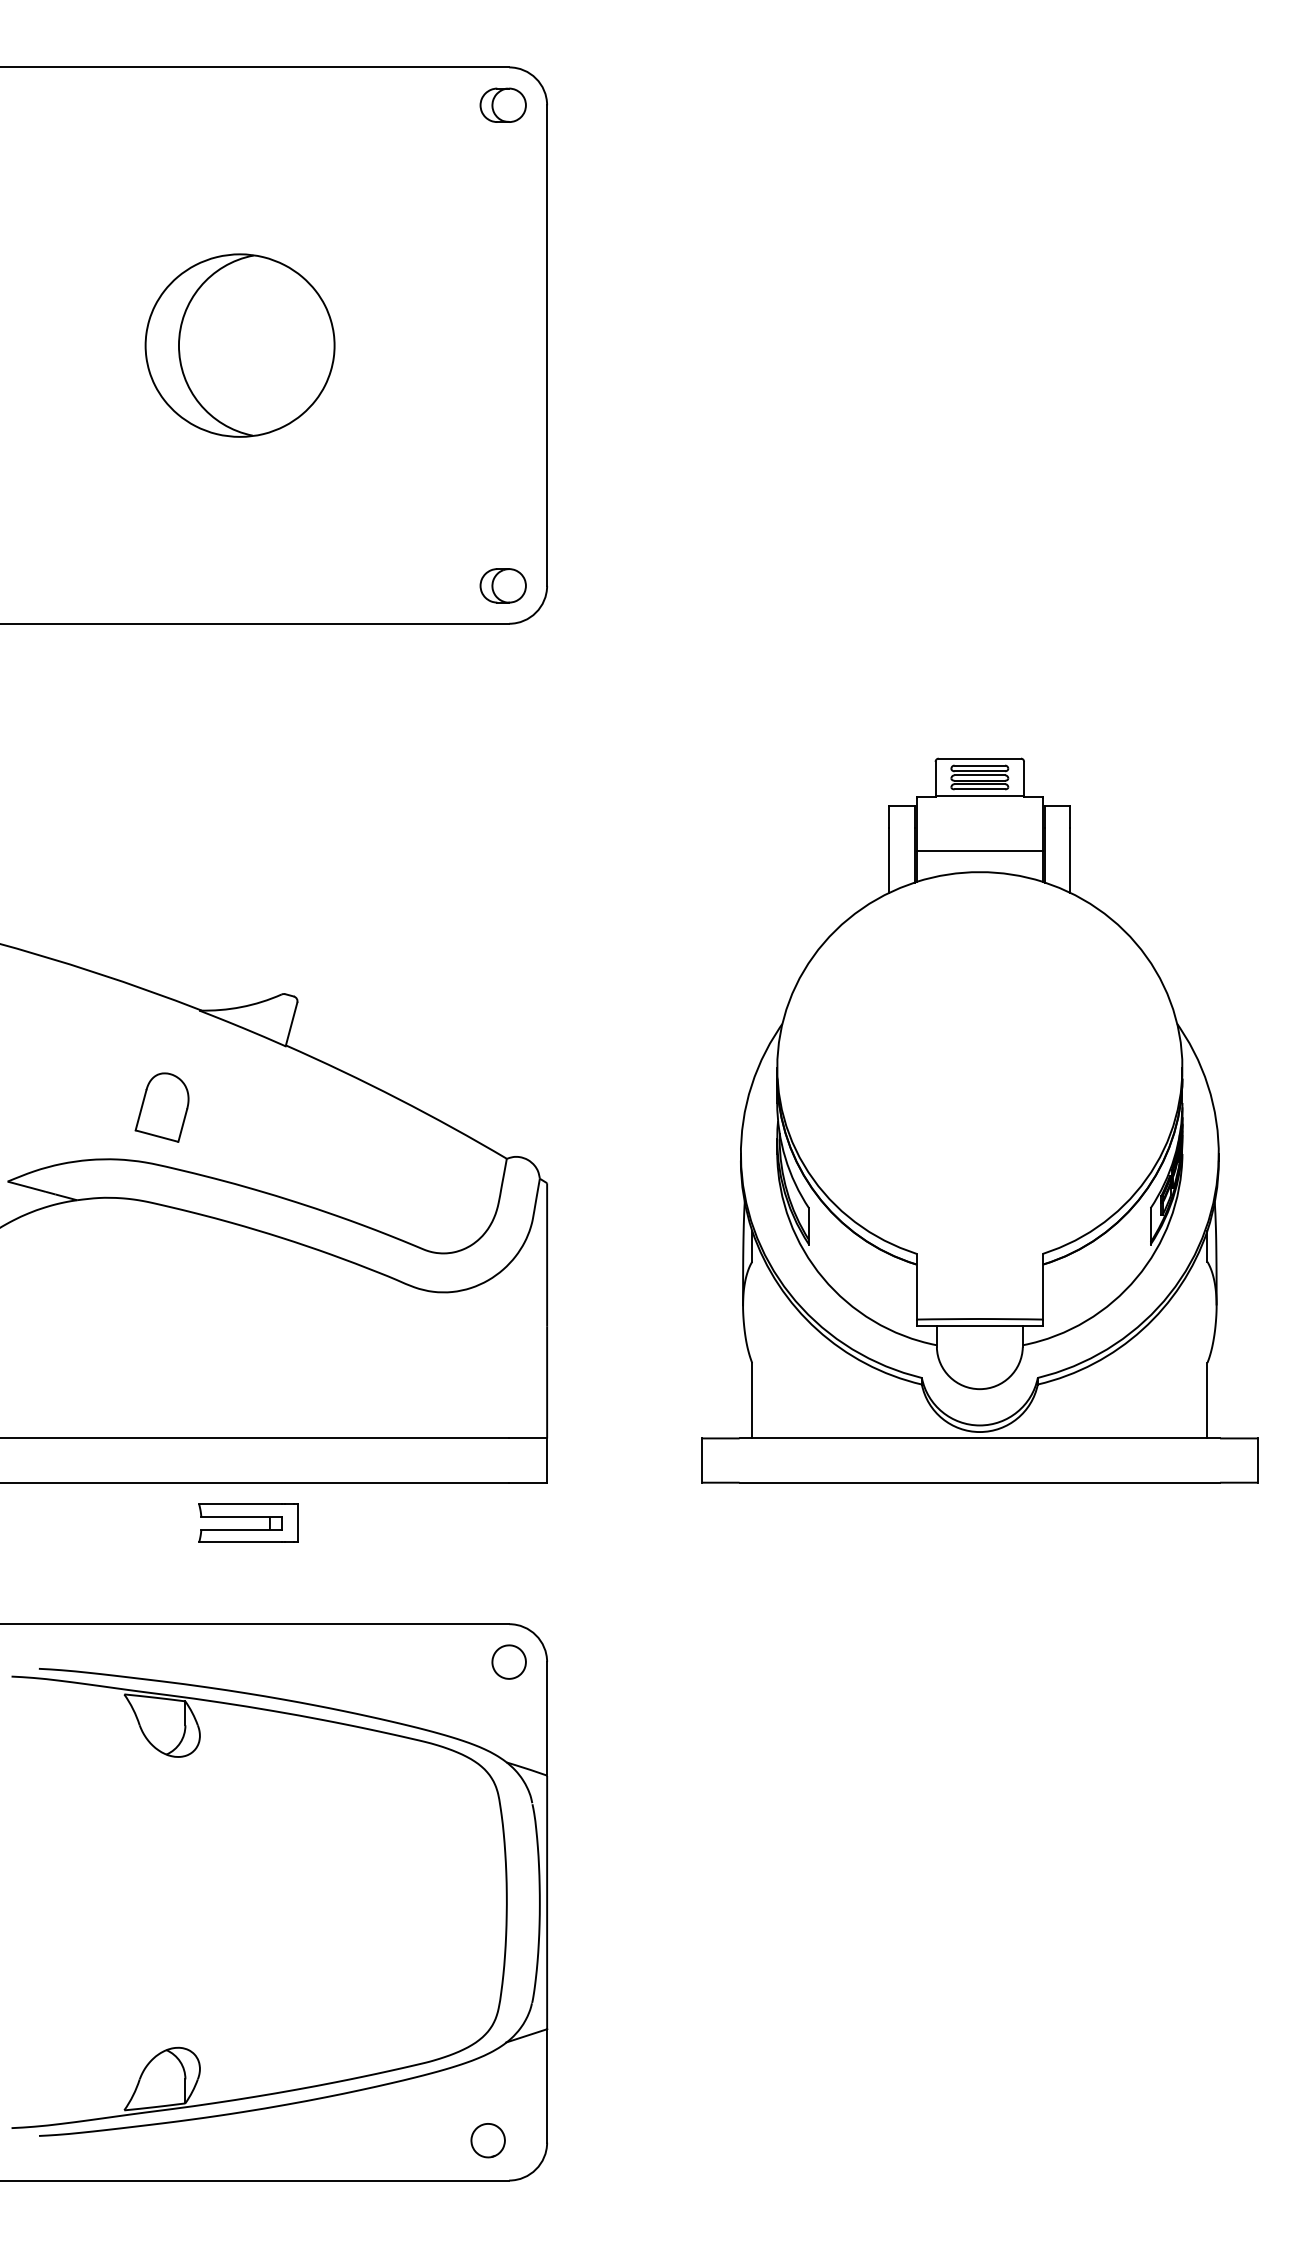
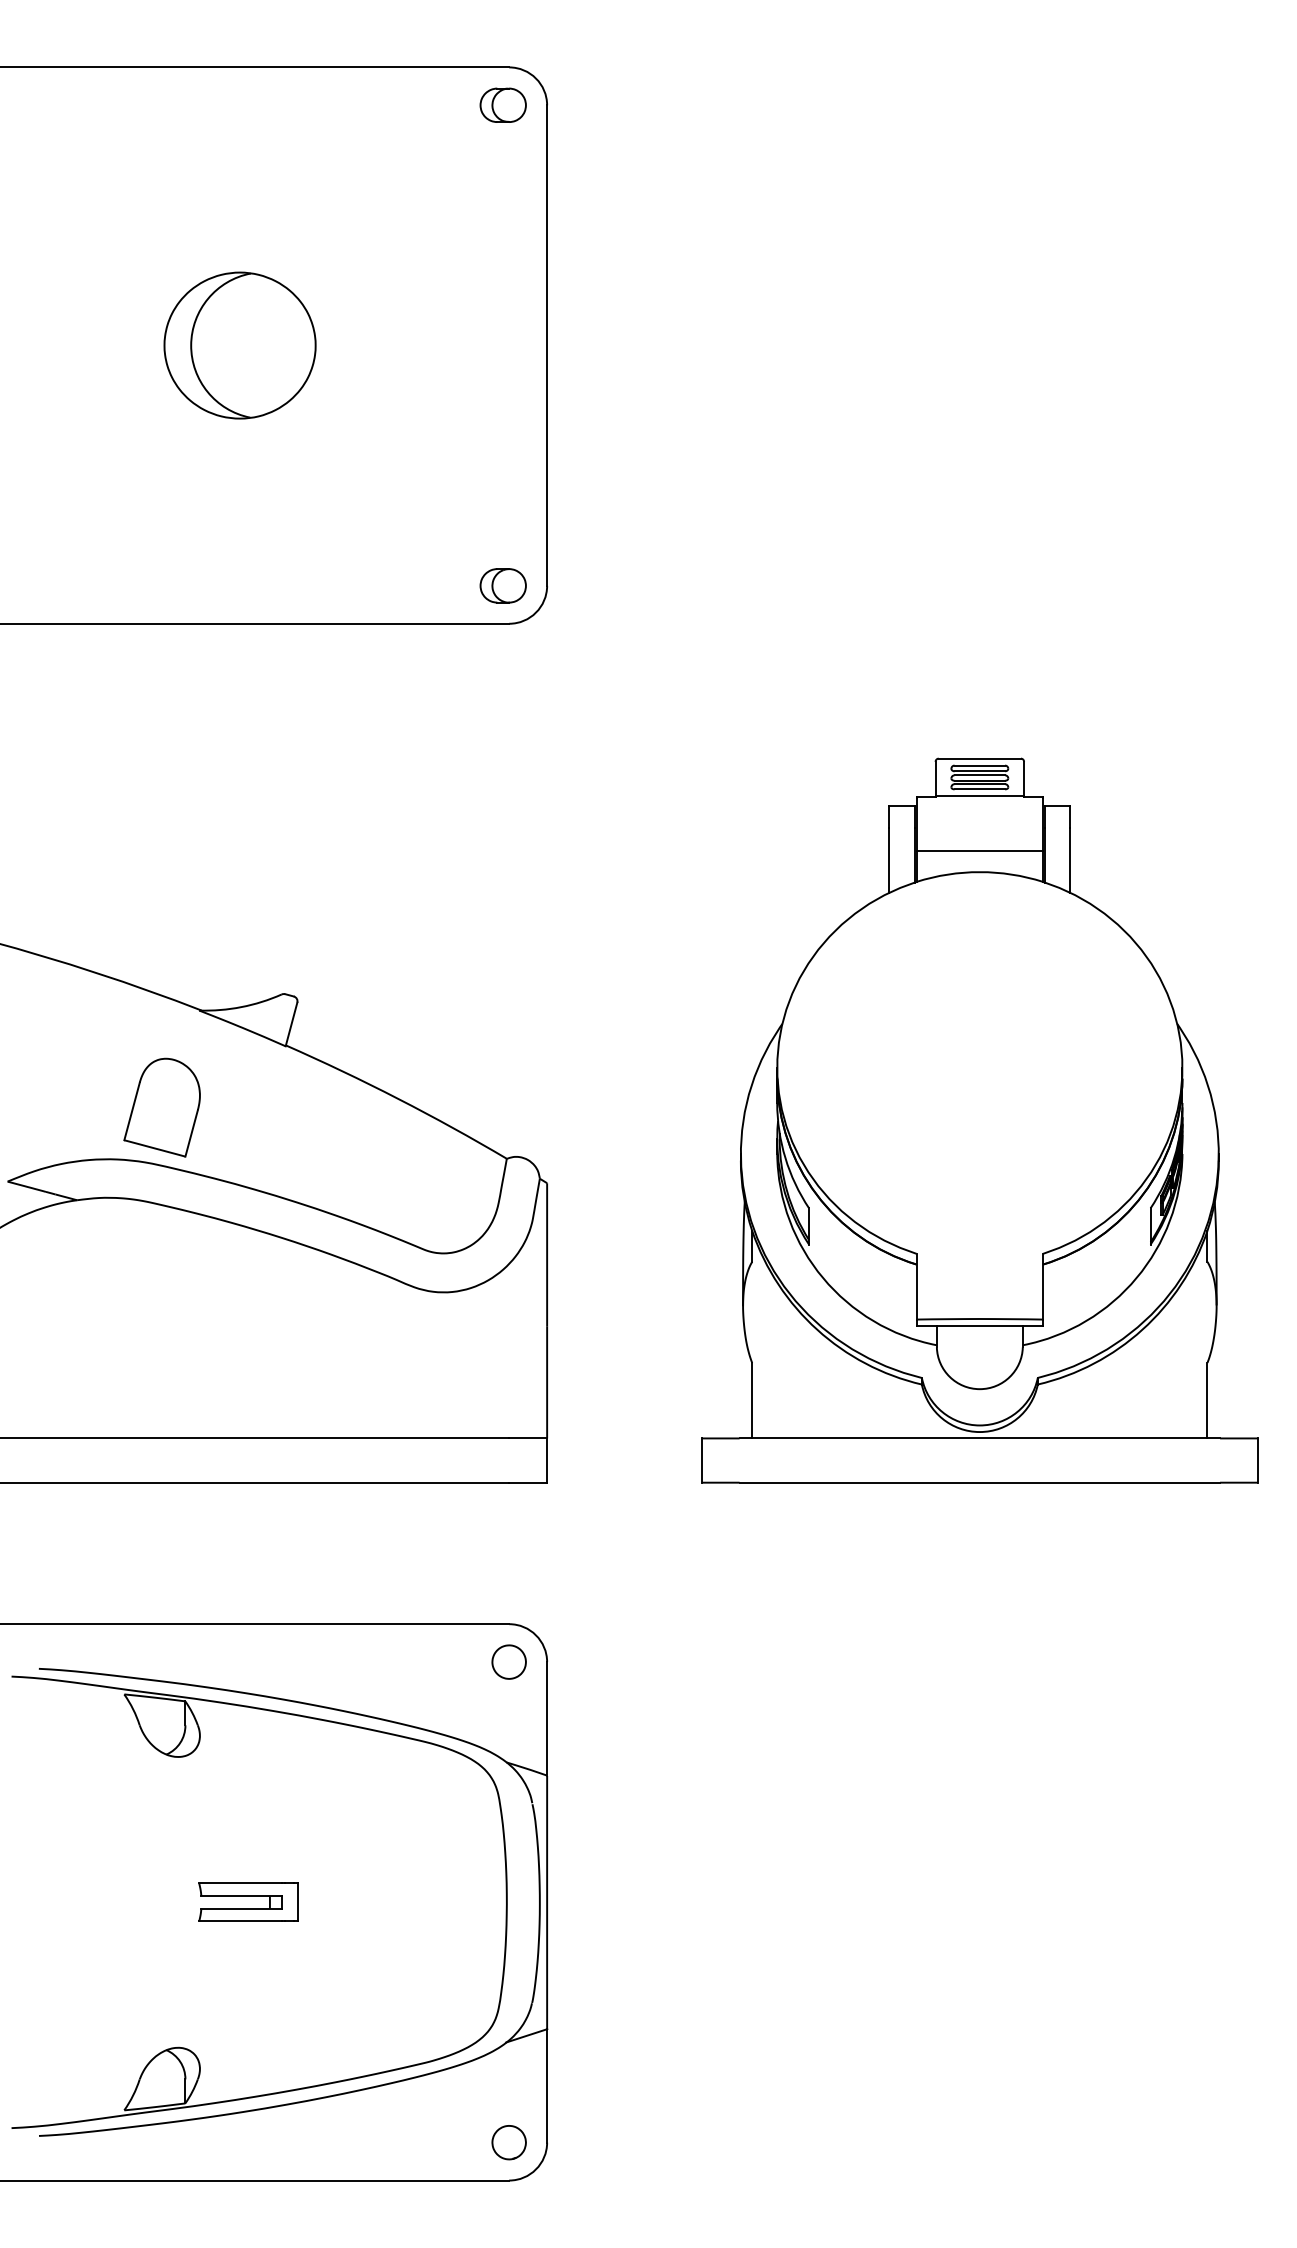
part size: 192x185 px -> 154x149 px (239, 345)
part size: 56x71 px -> 78x101 px (161, 1107)
part position: (248, 1522) -> (248, 1901) (248, 1901)
part position: (487, 2140) -> (508, 2142) (508, 2142)
